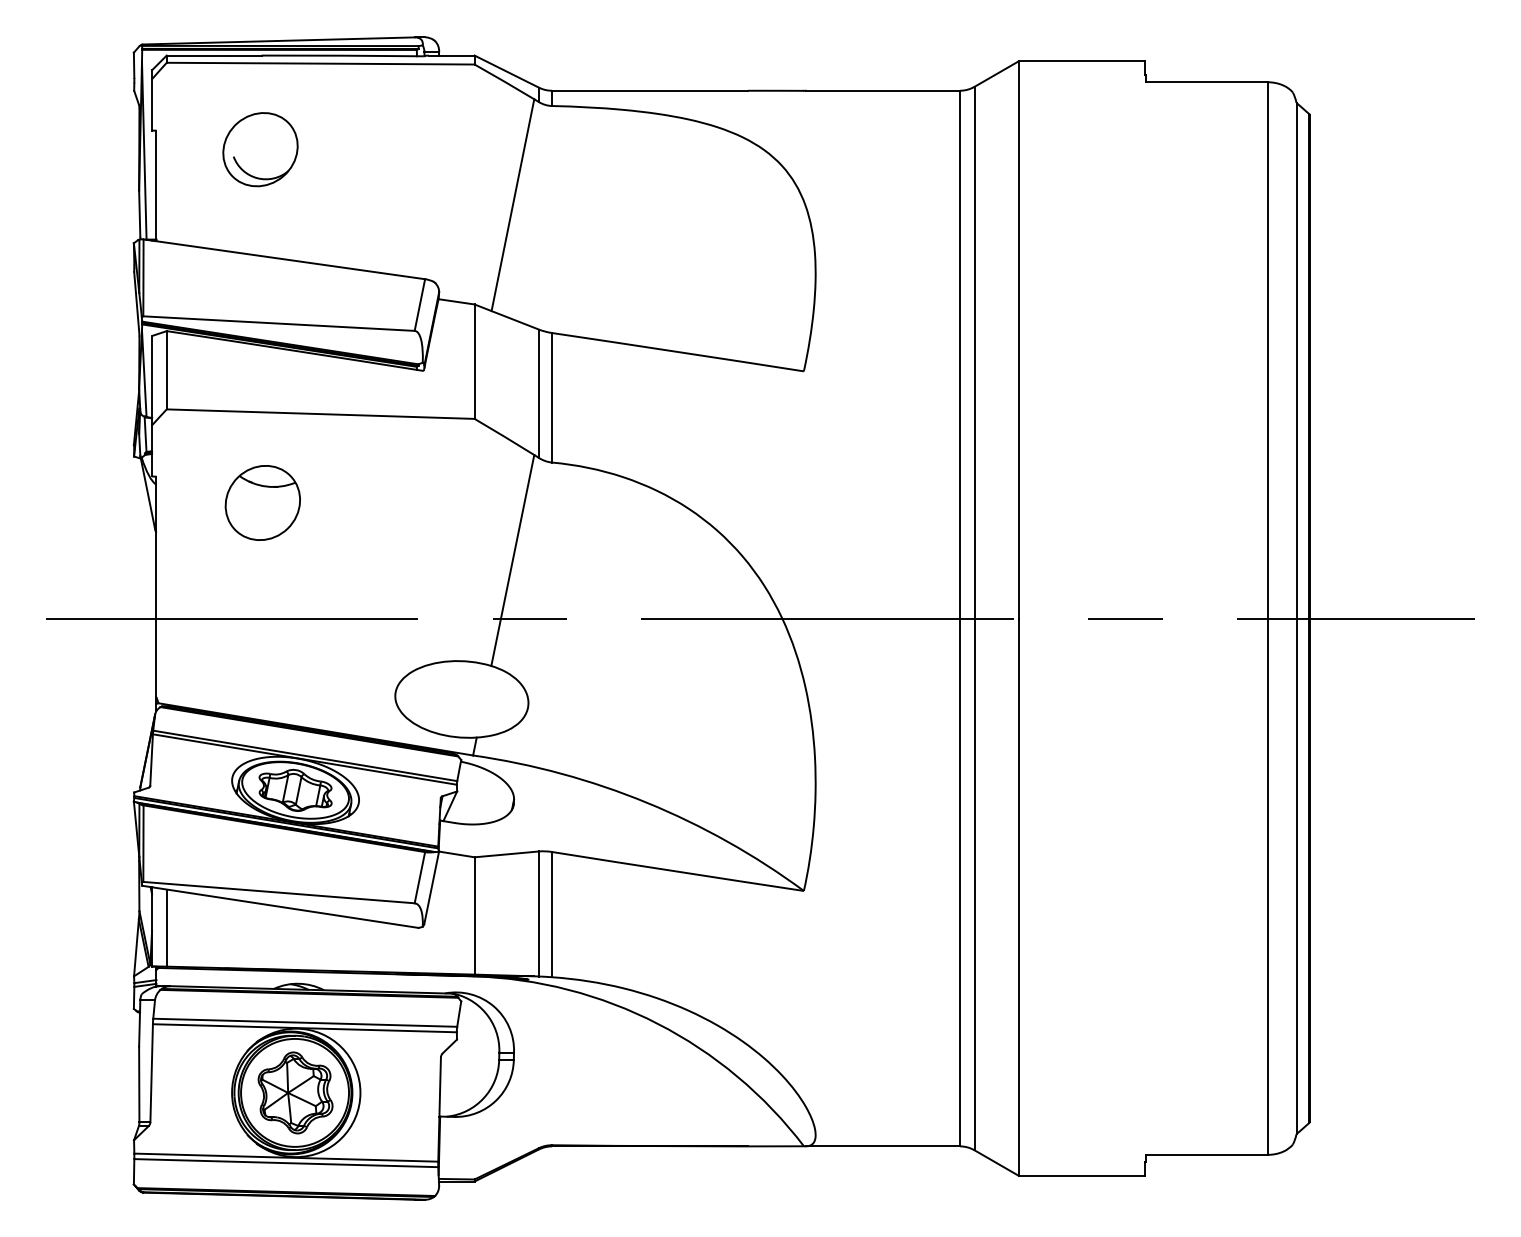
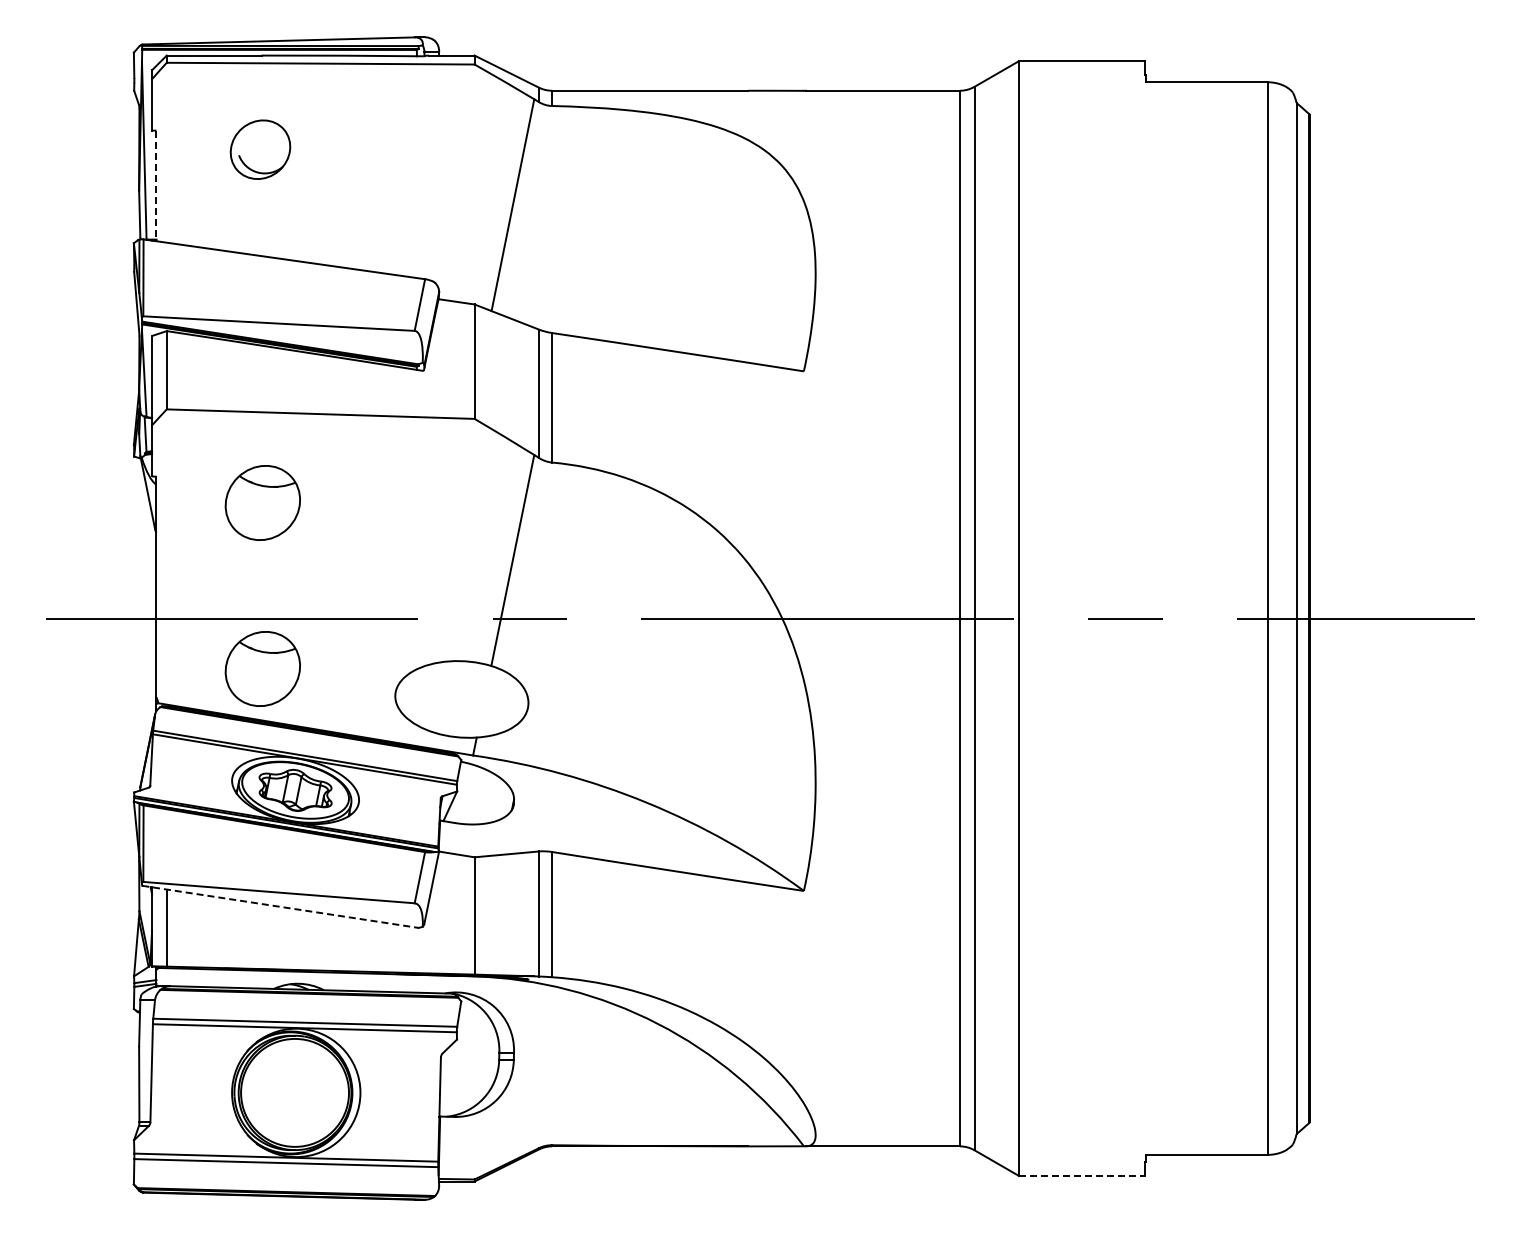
part size: 77x76 px -> 63x61 px (260, 149)
line: solid -> dashed (156, 186)
part: none -> present (262, 668)
line: solid -> dashed (280, 906)
part: present -> none (295, 1092)
line: solid -> dashed (1082, 1175)
